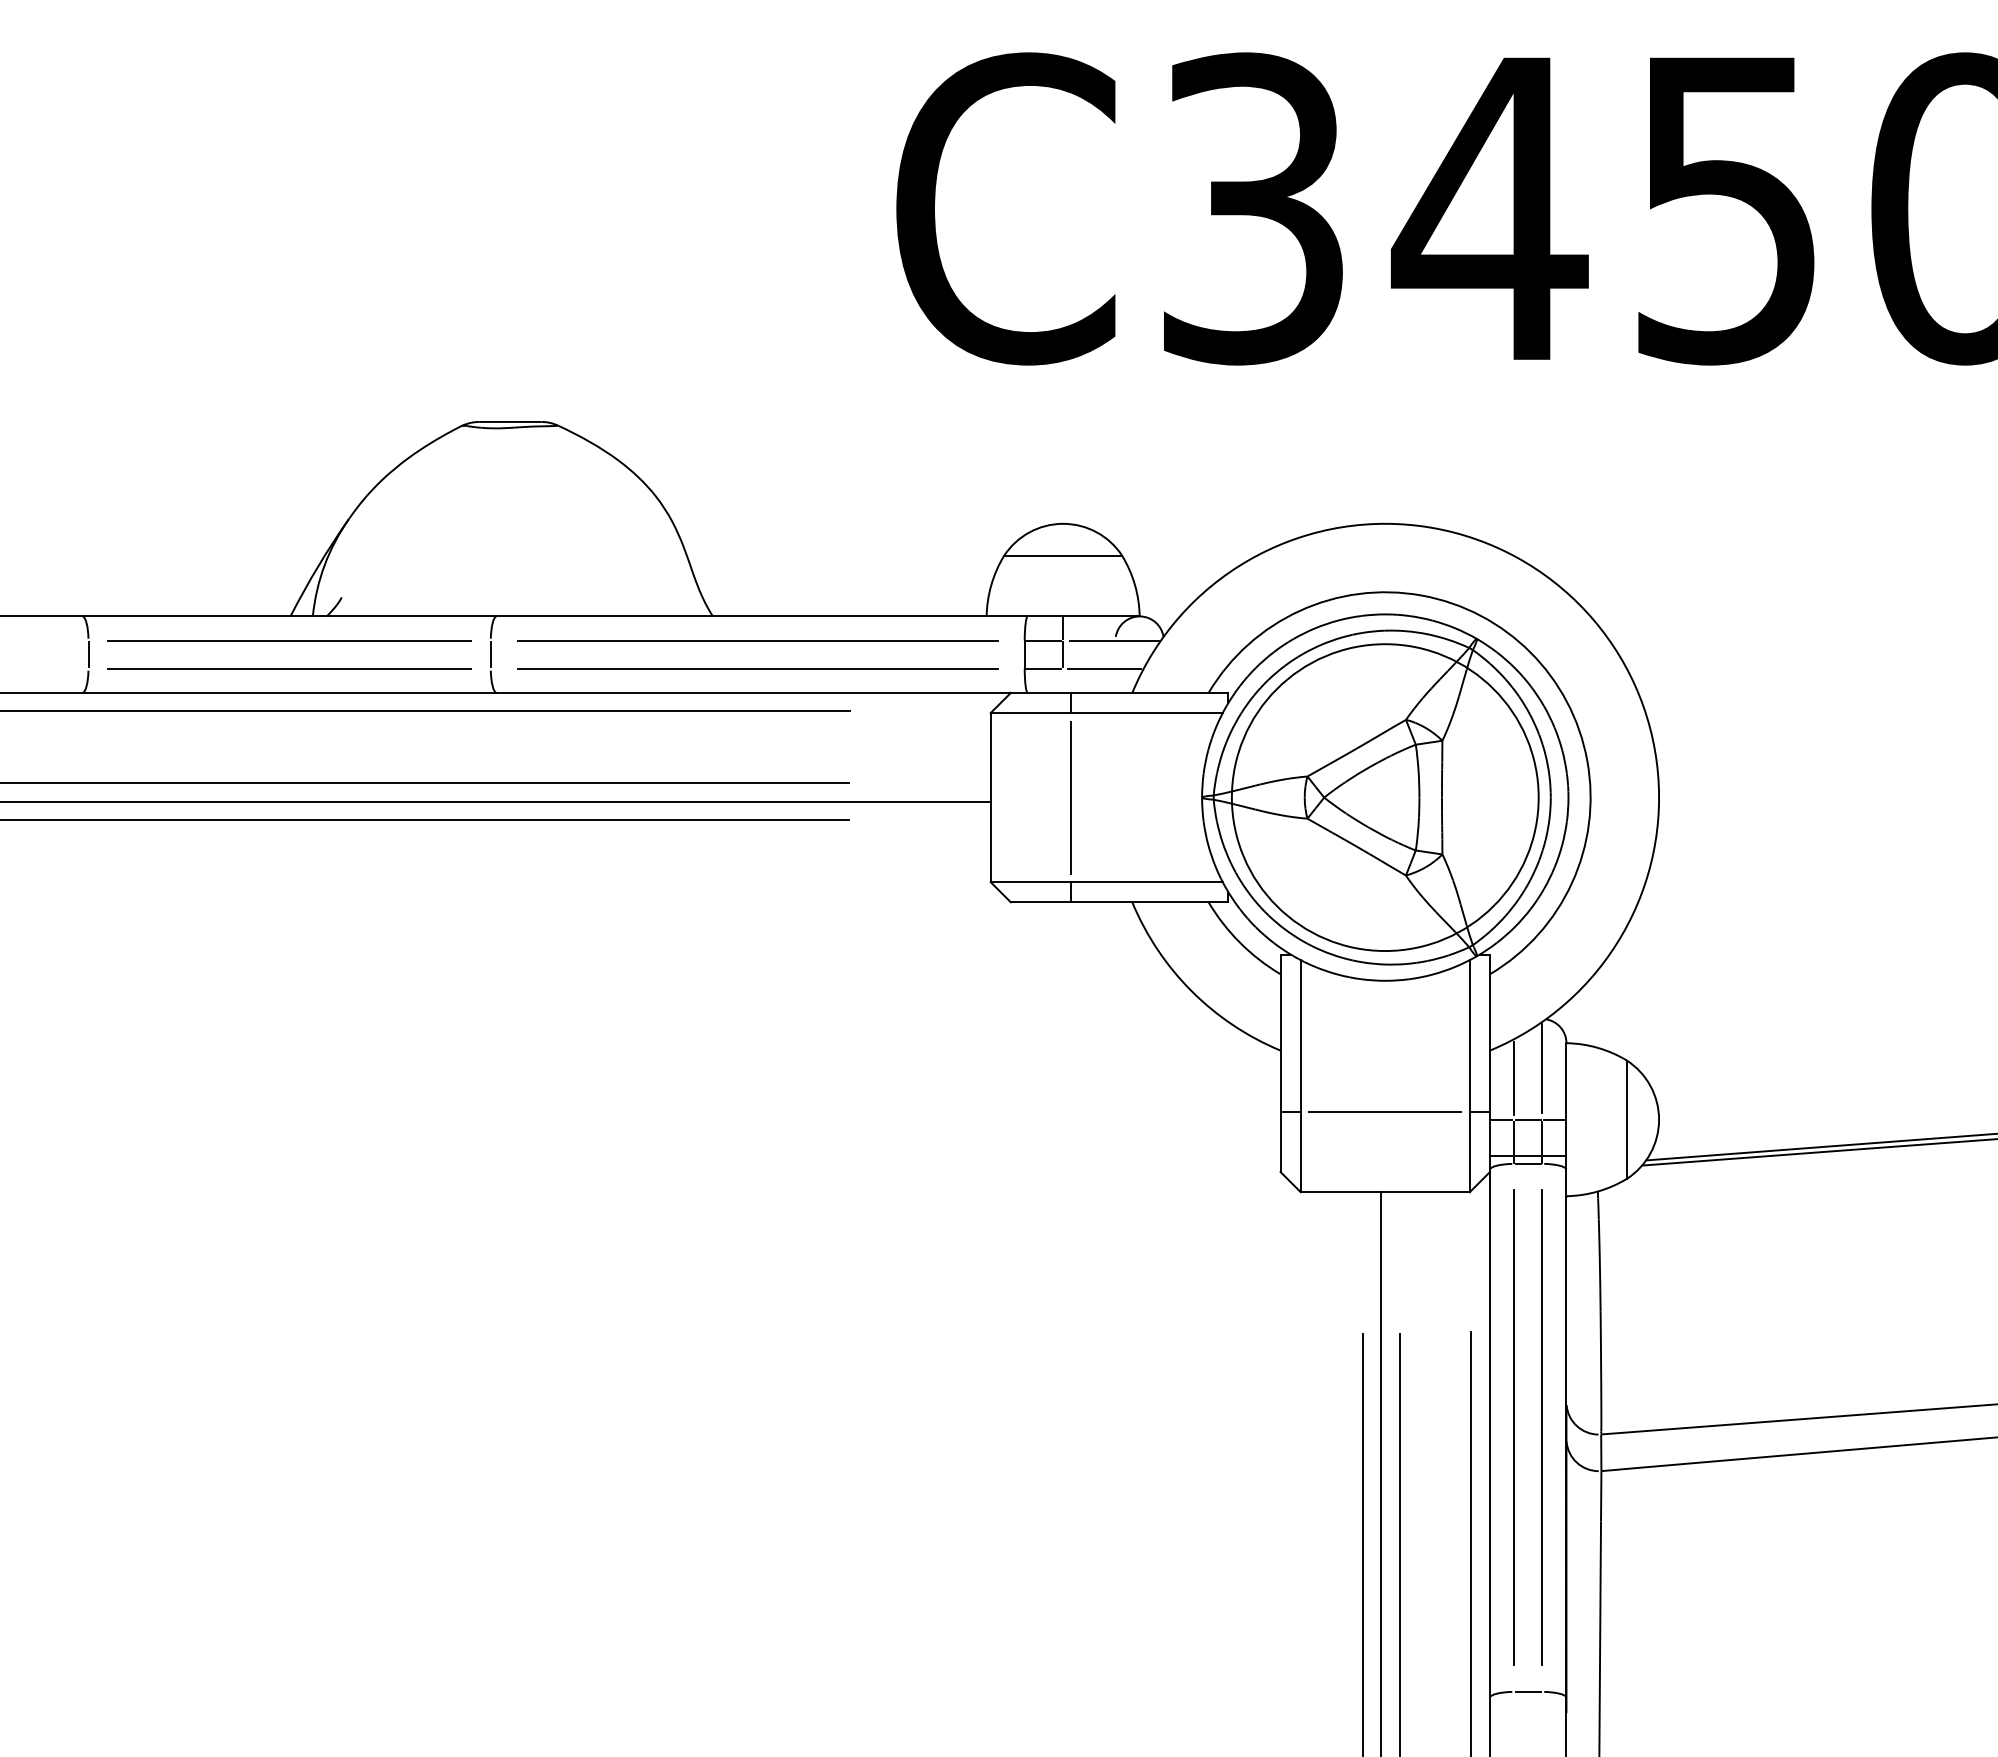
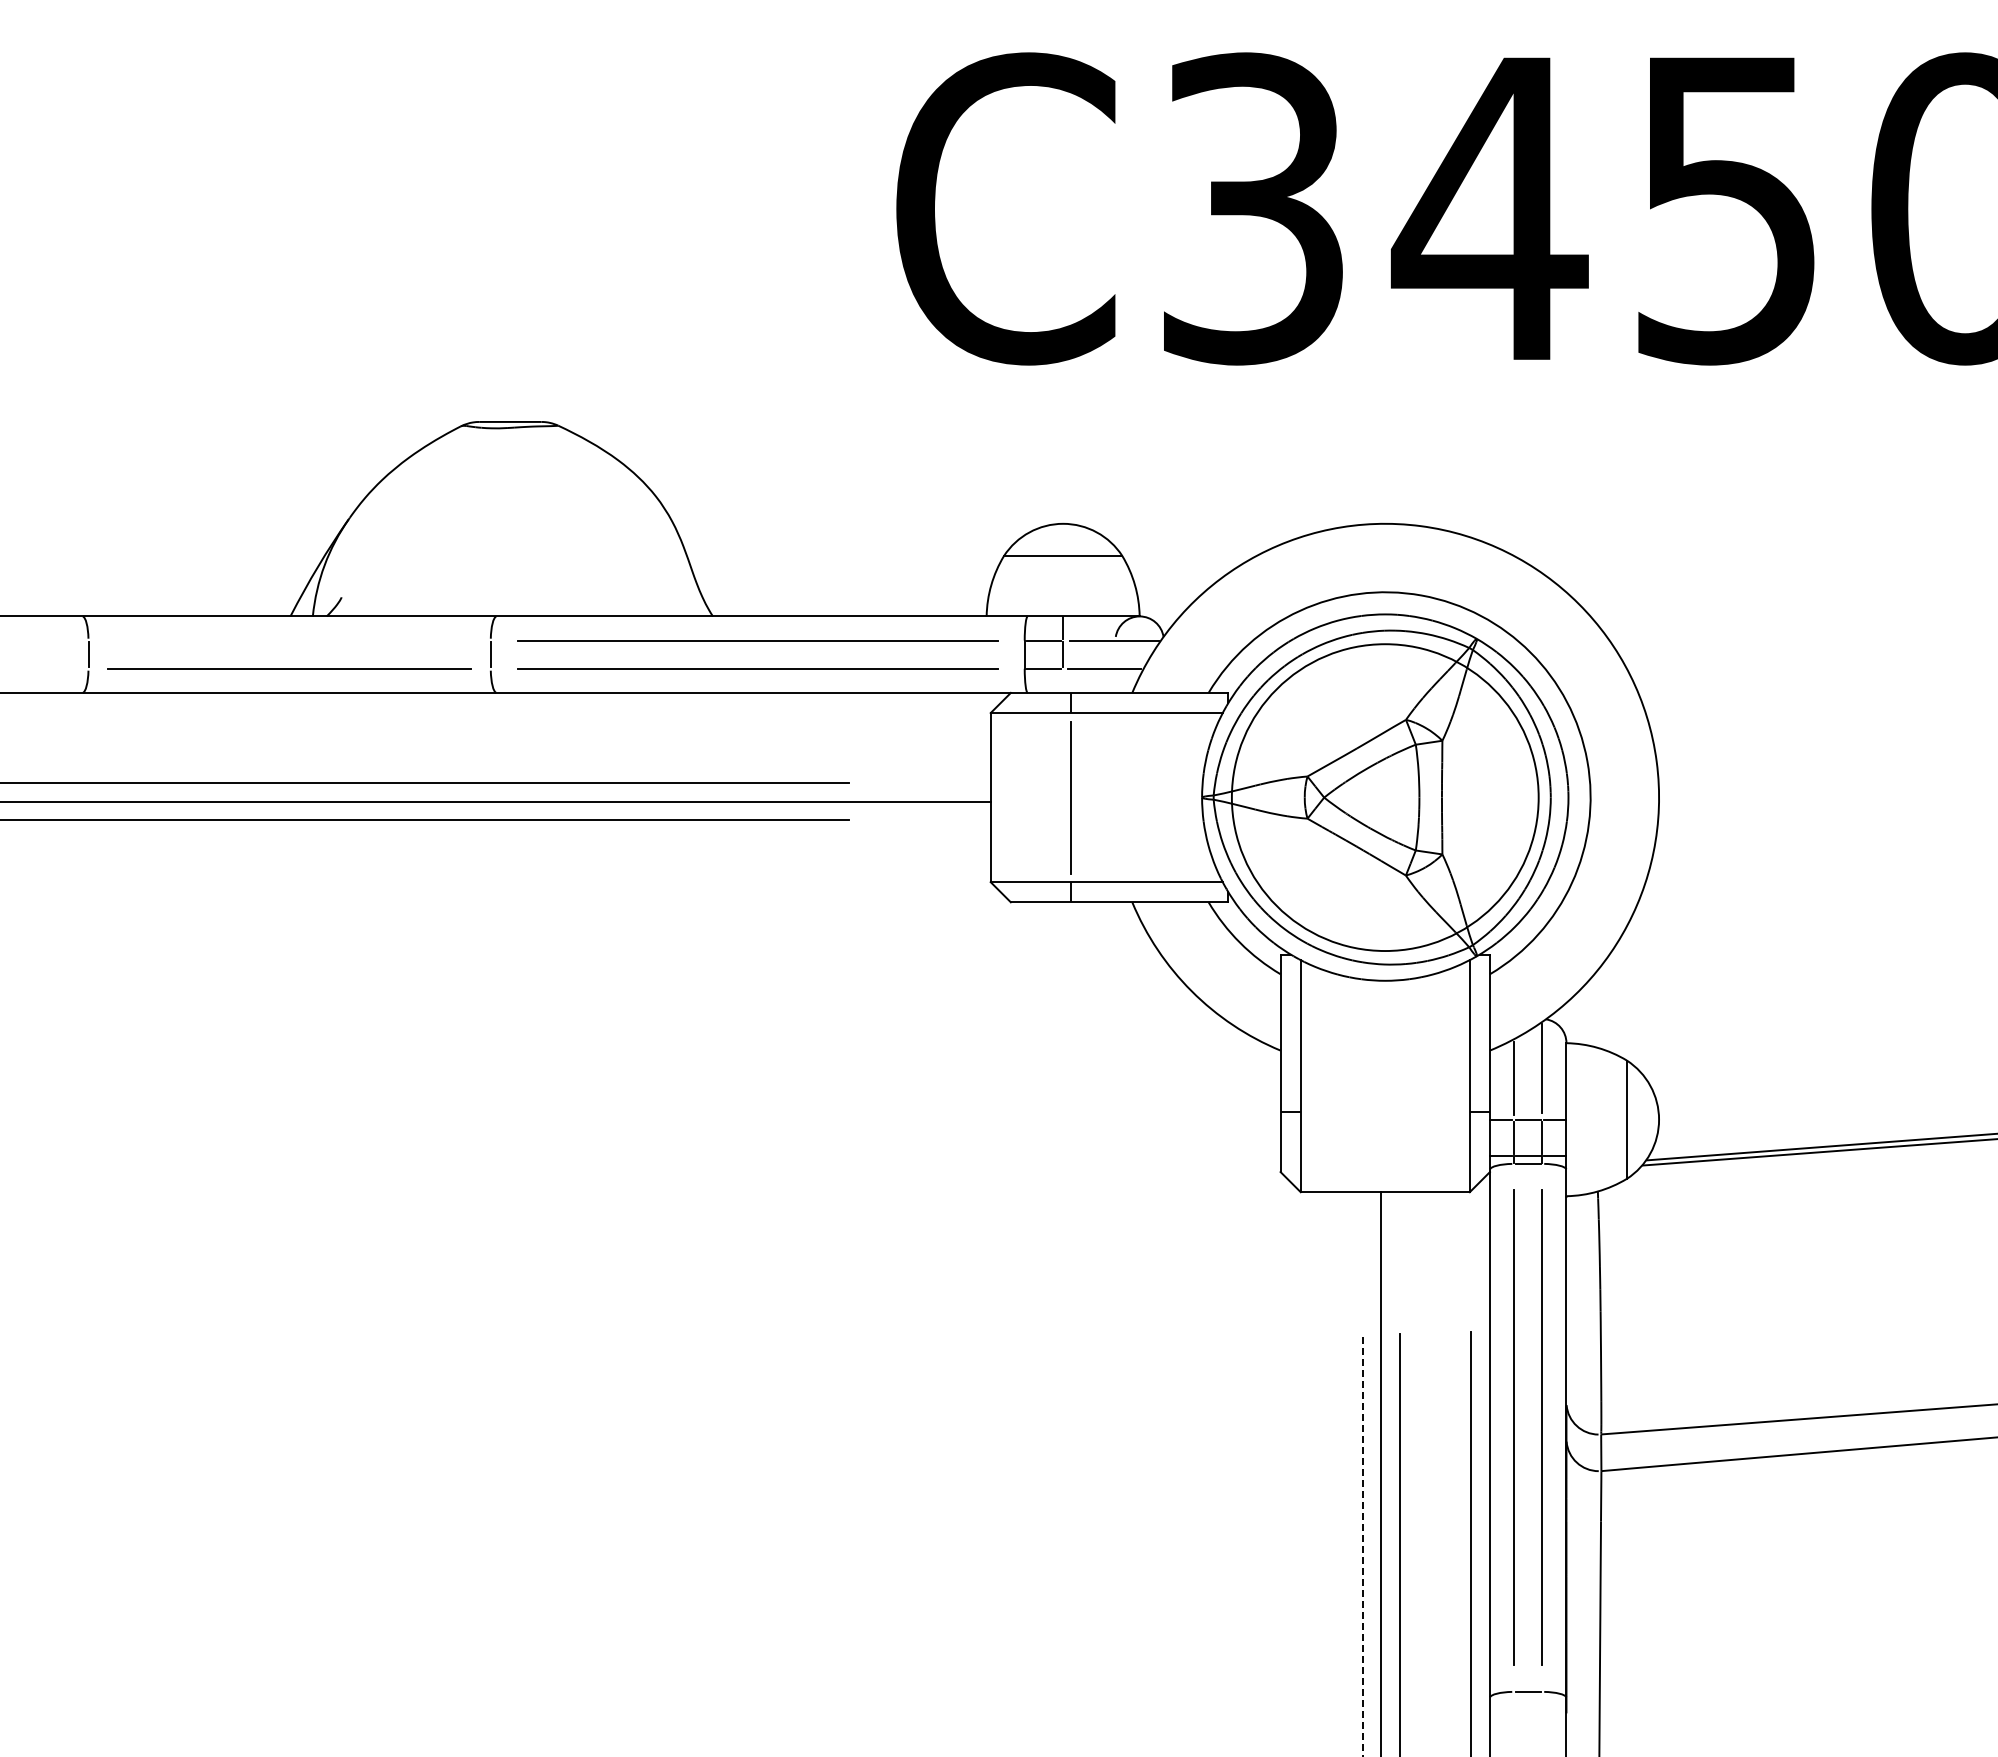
line: present -> none (289, 640)
line: present -> none (426, 711)
line: present -> none (1385, 1111)
line: solid -> dashed (1362, 1544)
